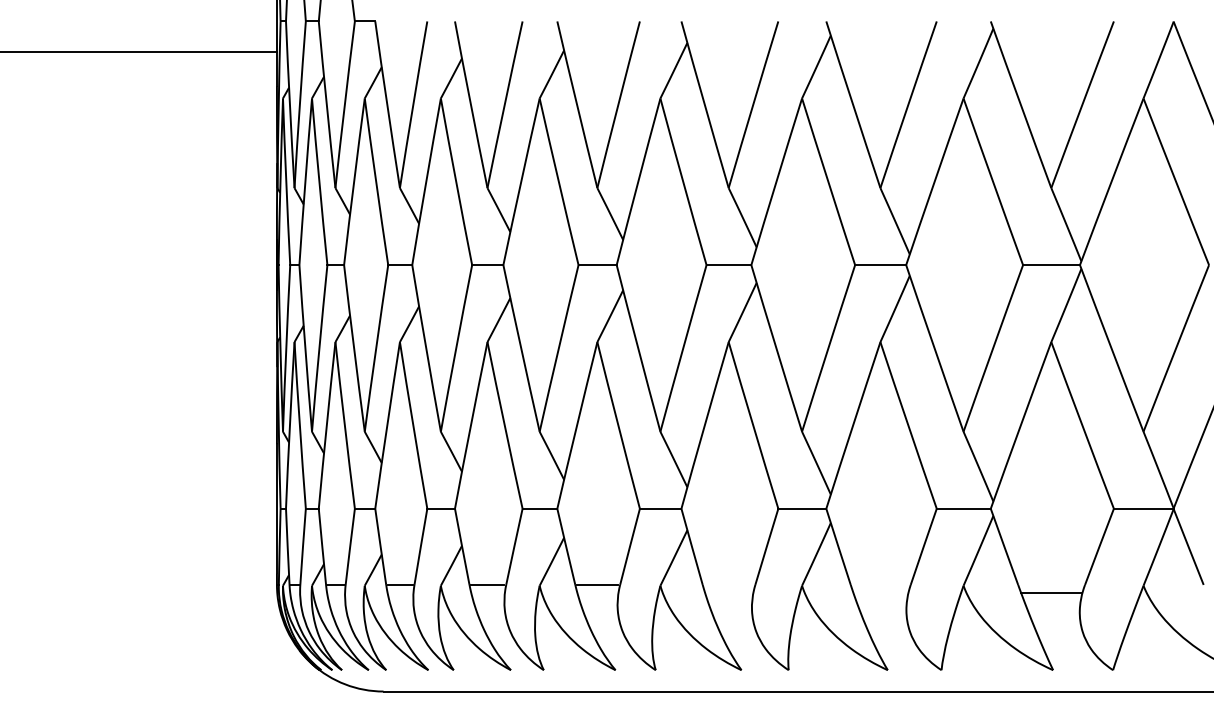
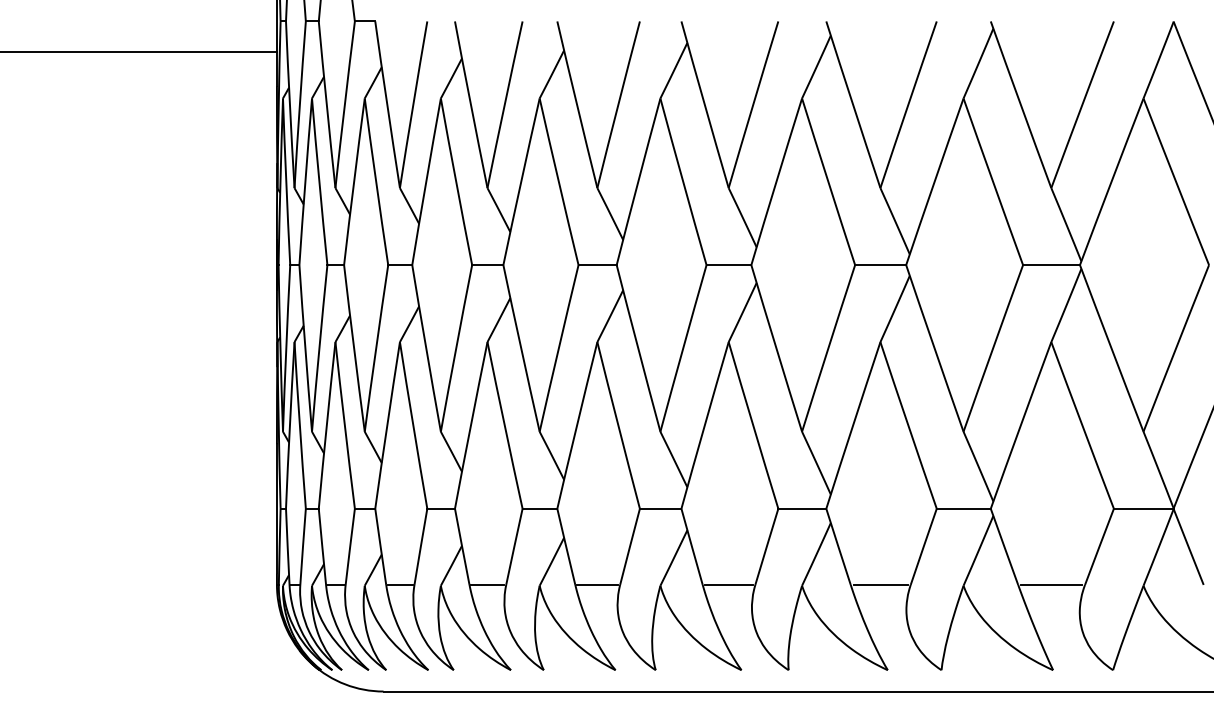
line: none -> present (728, 584)
line: none -> present (880, 584)
line position: (1051, 592) -> (1051, 584) (1051, 584)
